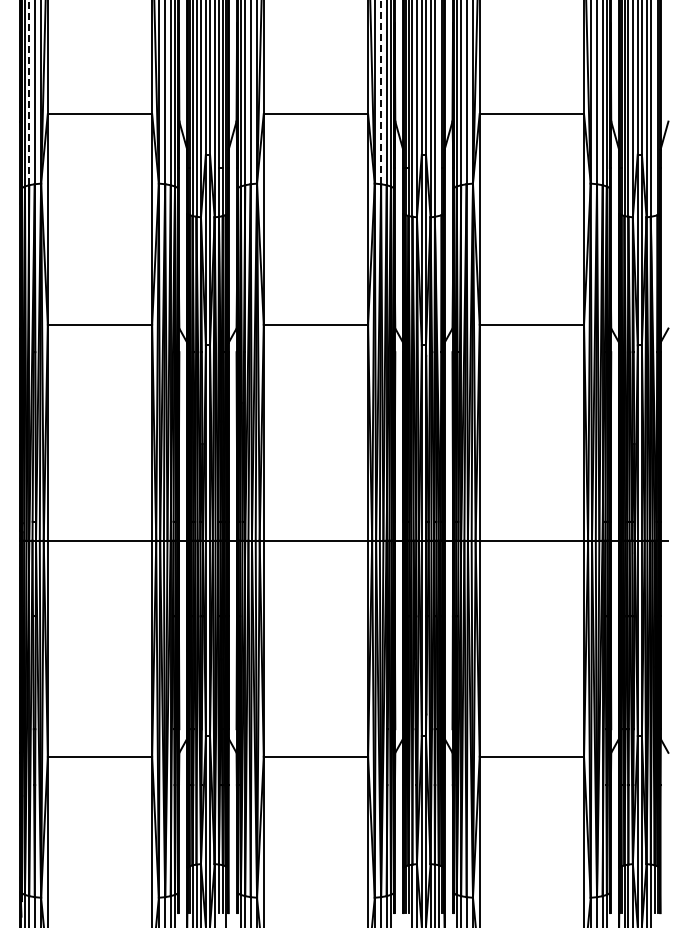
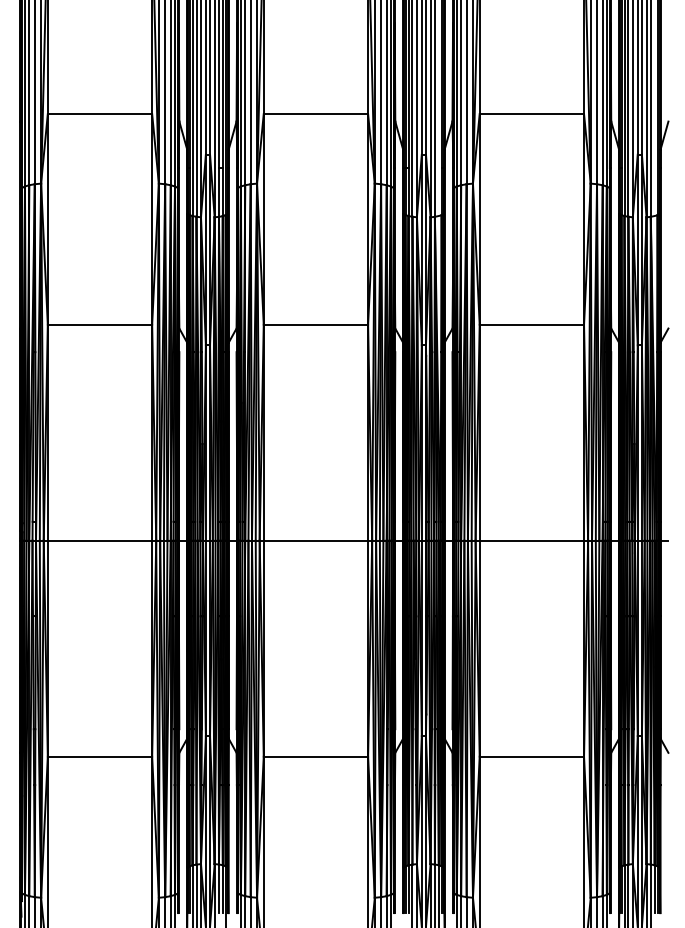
line: dashed -> solid (29, 92)
line: dashed -> solid (381, 92)
